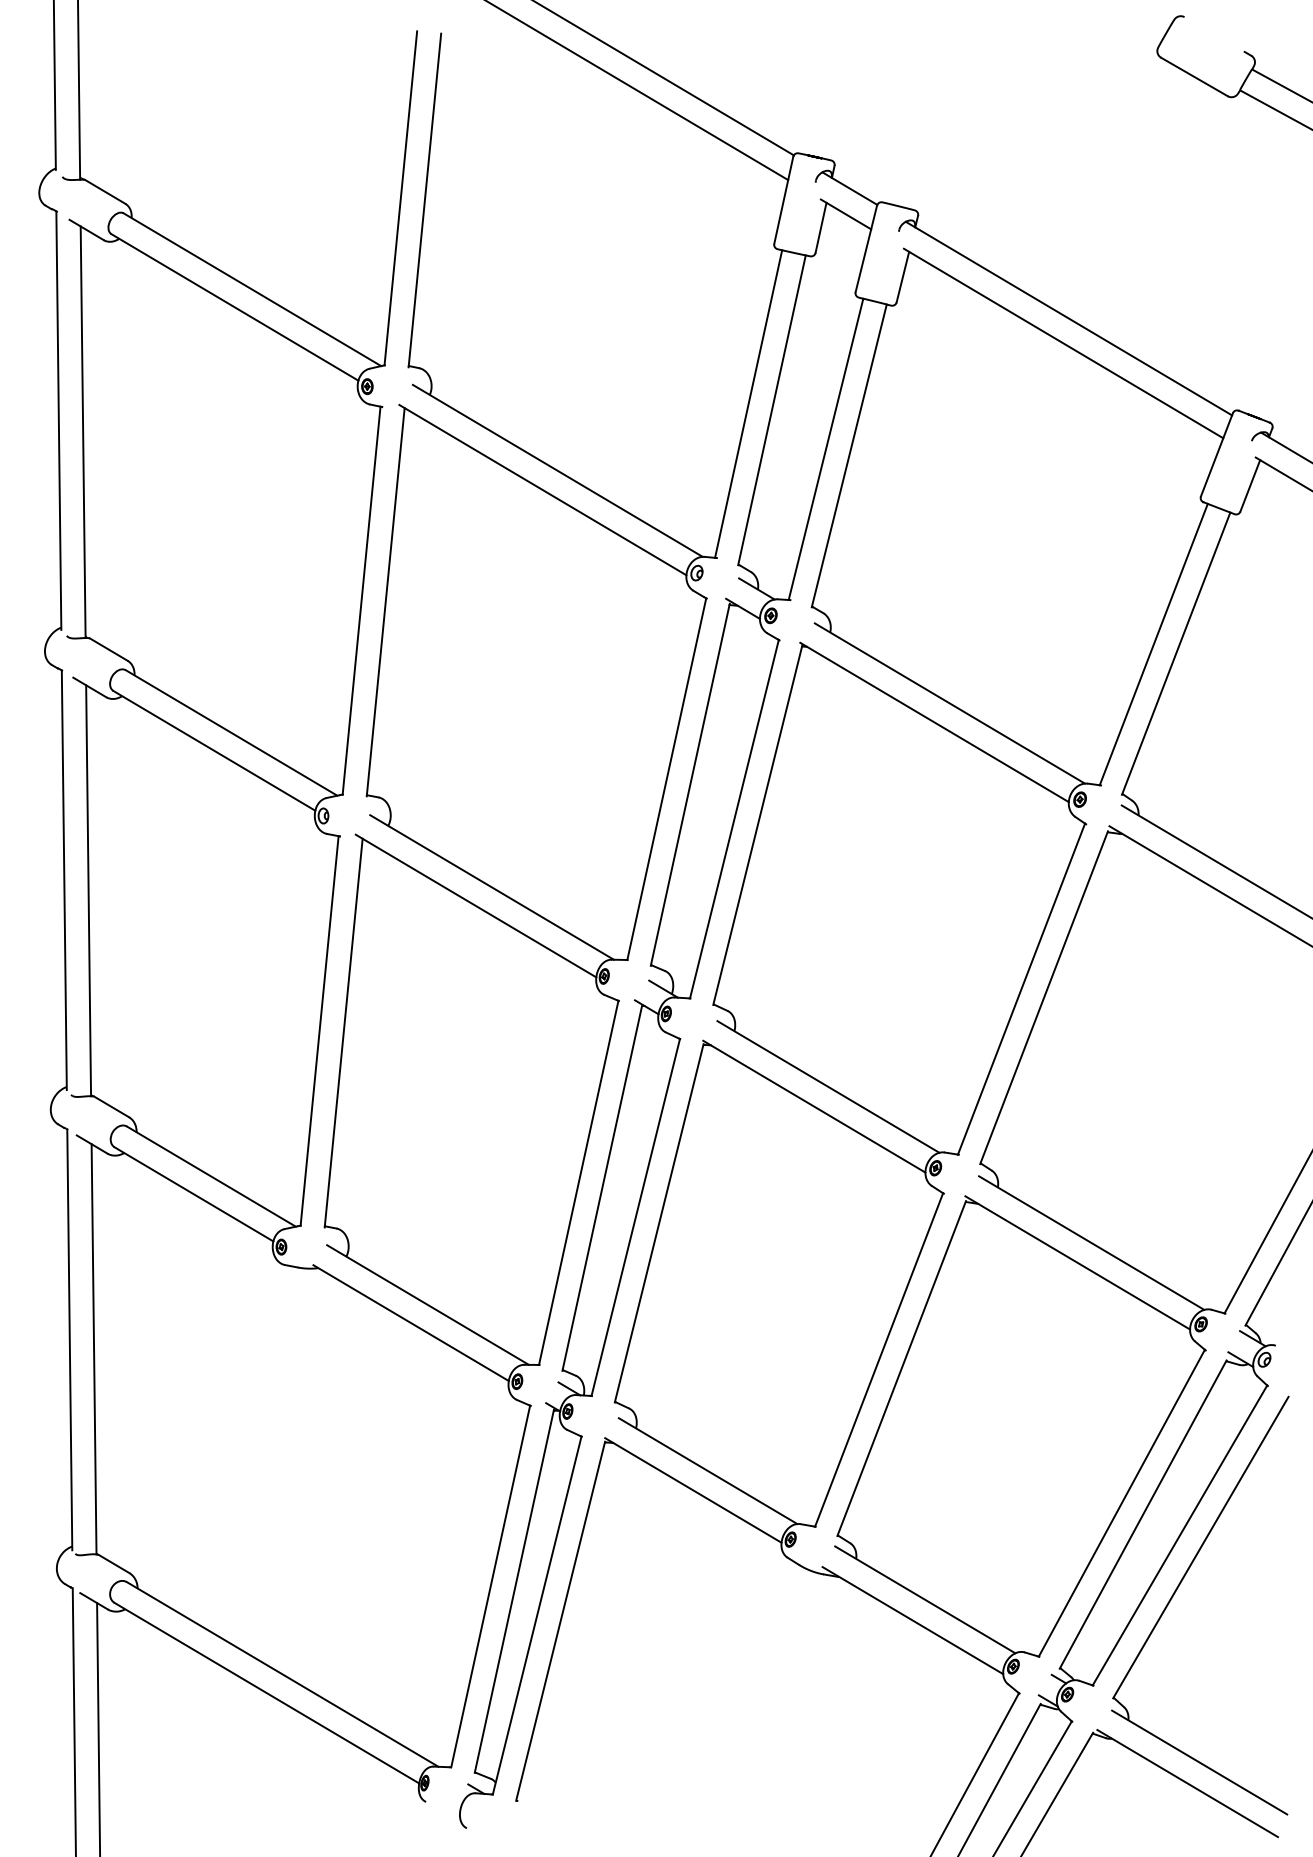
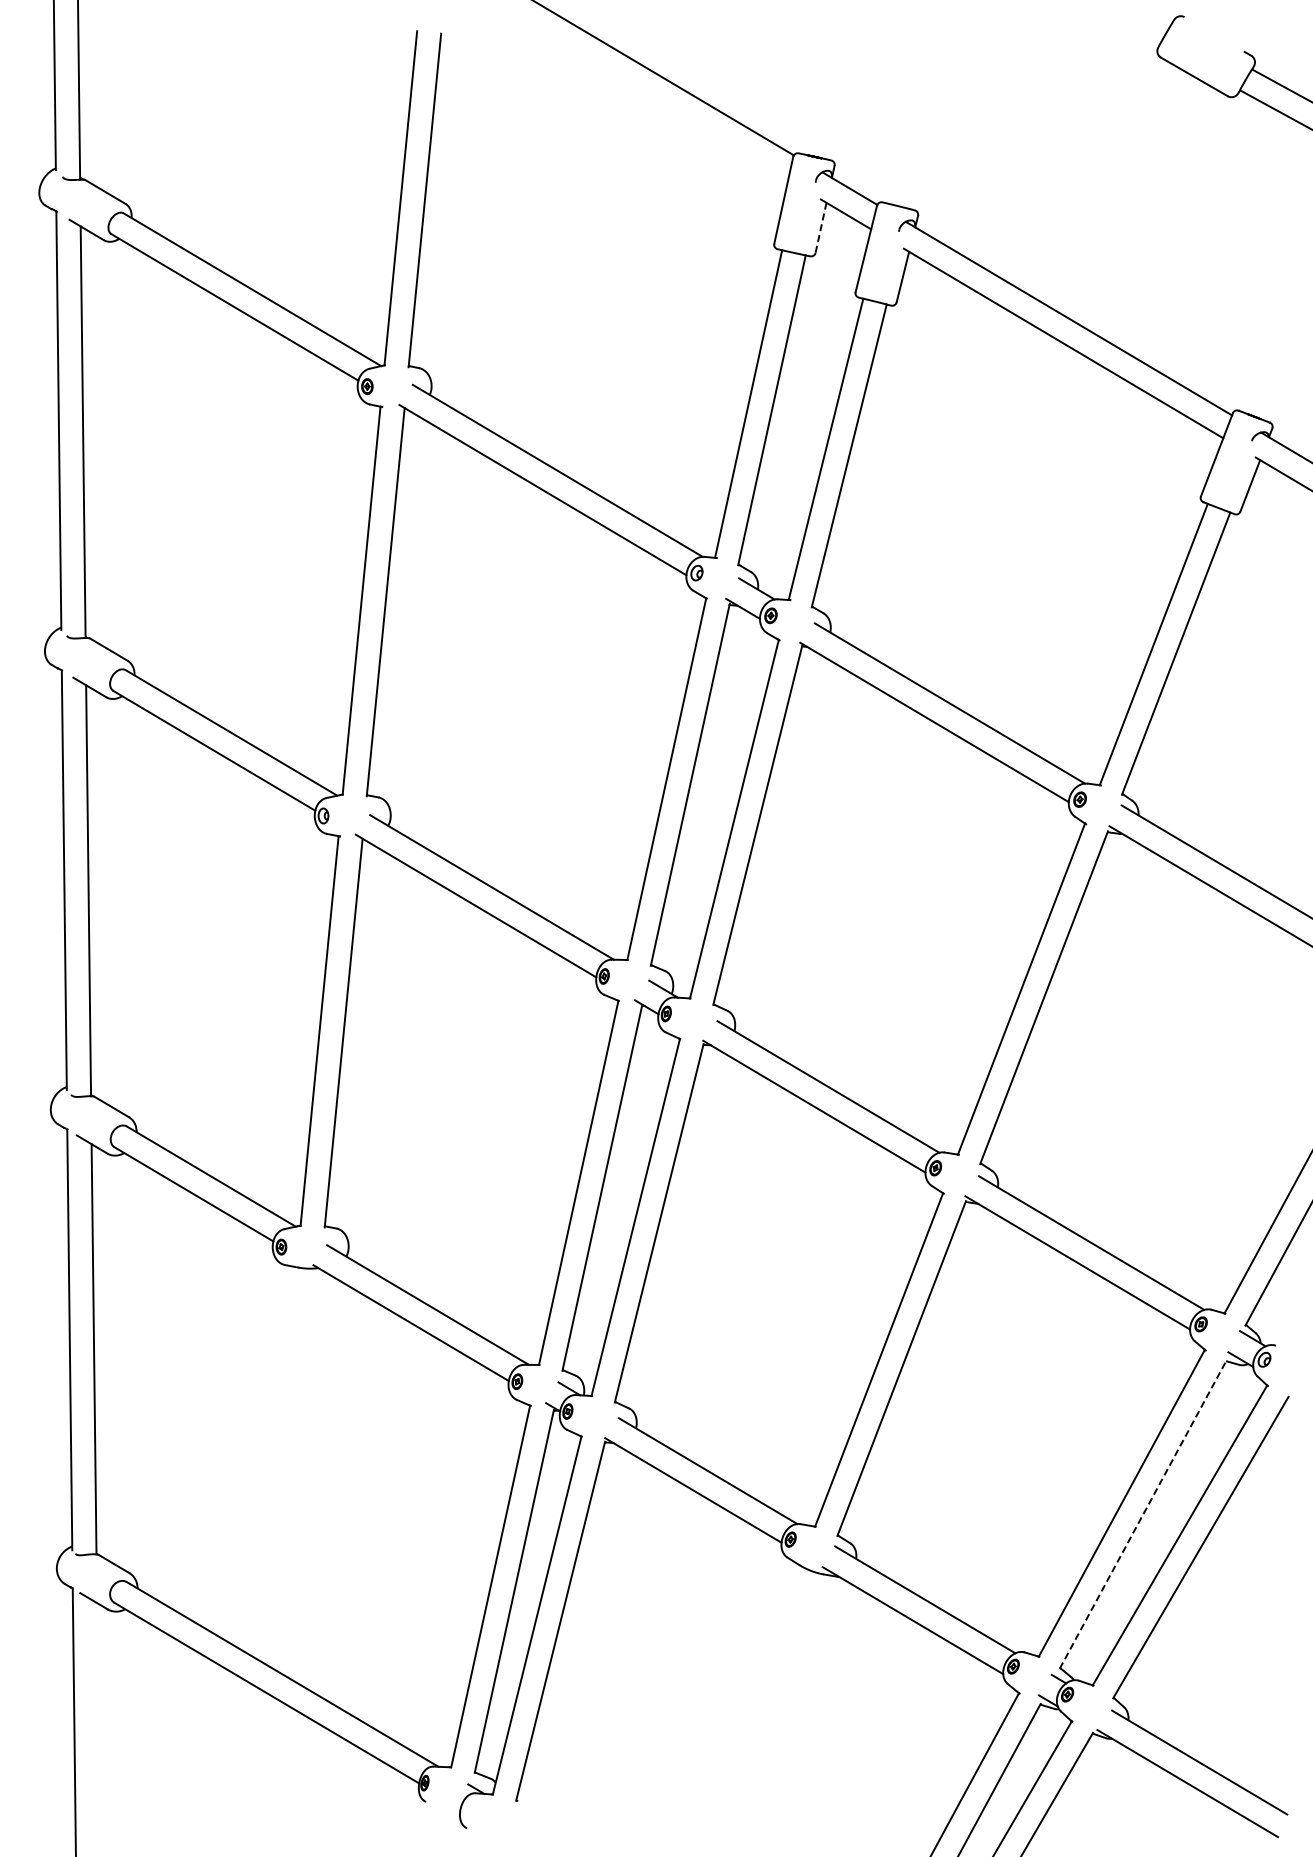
line: present -> none (638, 91)
line: solid -> dashed (821, 227)
line: solid -> dashed (1143, 1514)
line: present -> none (98, 1728)
